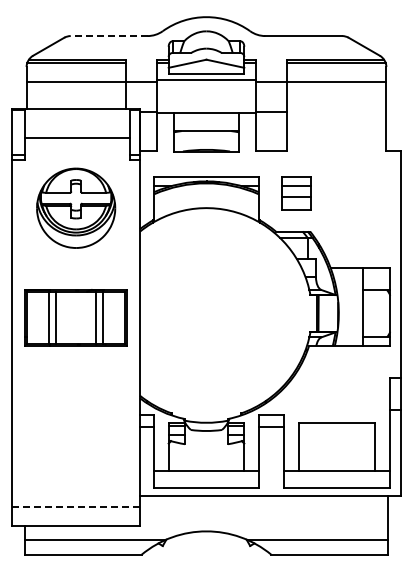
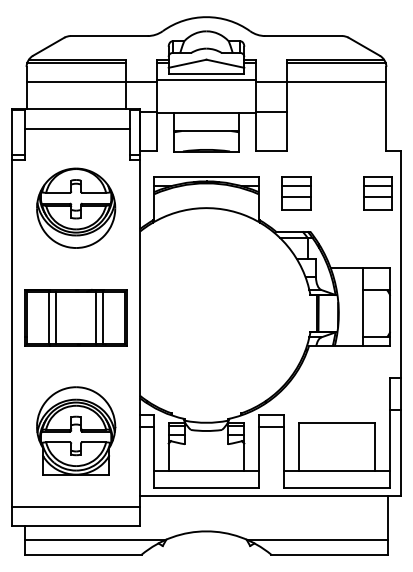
line: dashed -> solid (108, 36)
line position: (77, 137) -> (77, 128) (77, 128)
part: none -> present (377, 193)
part: none -> present (76, 430)
line: dashed -> solid (76, 506)
